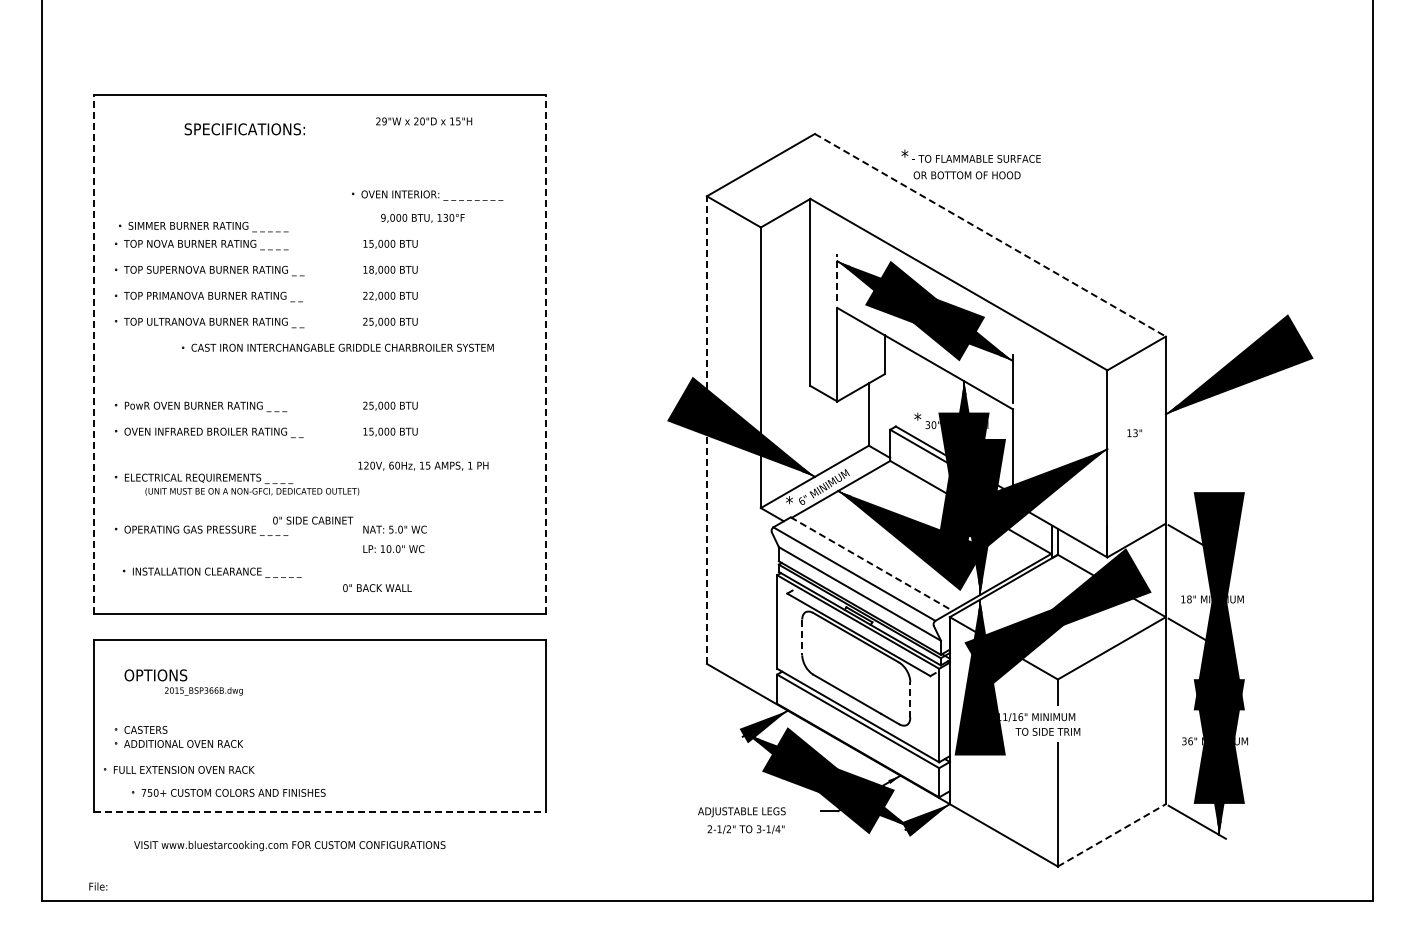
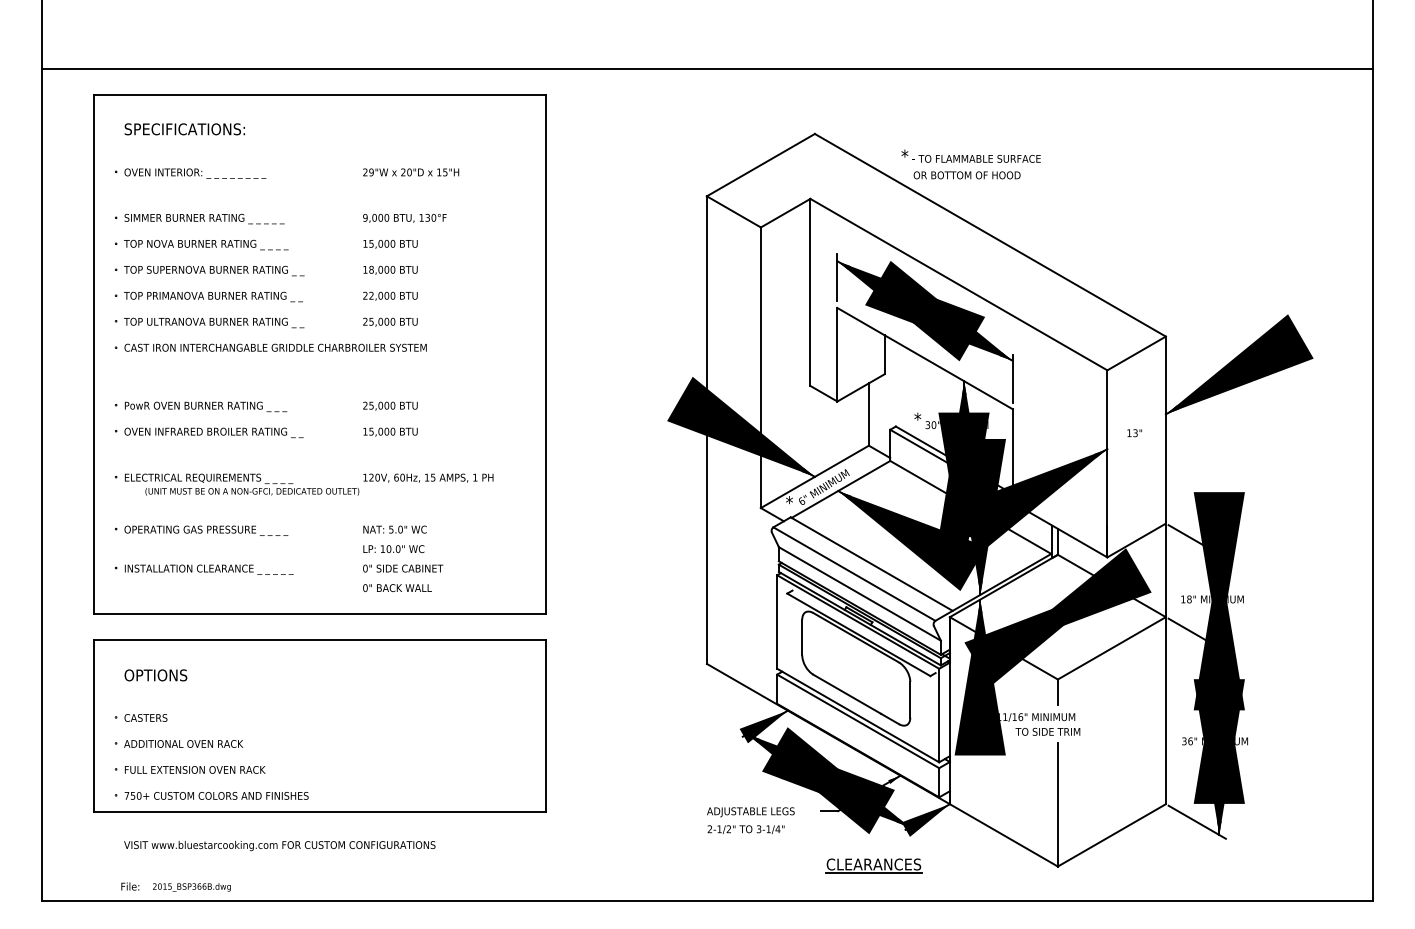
line: none -> present (707, 68)
text position: (424, 121) -> (411, 172) (411, 172)
text position: (244, 129) -> (184, 129) (184, 129)
text position: (427, 195) -> (190, 173) (190, 173)
text position: (422, 218) -> (404, 218) (404, 218)
text position: (203, 227) -> (199, 219) (199, 219)
line: dashed -> solid (990, 235)
line: dashed -> solid (837, 277)
text position: (337, 347) -> (270, 347) (270, 347)
line: dashed -> solid (94, 354)
line: dashed -> solid (546, 354)
line: dashed -> solid (706, 430)
text position: (423, 465) -> (428, 477) (428, 477)
text position: (313, 520) -> (403, 568) (403, 568)
line: dashed -> solid (871, 564)
text position: (212, 572) -> (204, 569) (204, 569)
text position: (377, 587) -> (397, 587) (397, 587)
line: dashed -> solid (802, 637)
text position: (203, 691) -> (191, 887) (191, 887)
line: dashed -> solid (910, 699)
text position: (140, 729) -> (140, 717) (140, 717)
text position: (178, 769) -> (189, 769) (189, 769)
text position: (228, 792) -> (211, 795) (211, 795)
line: dashed -> solid (320, 811)
text position: (741, 812) -> (750, 812) (750, 812)
line: dashed -> solid (1112, 835)
text position: (289, 846) -> (279, 846) (279, 846)
part: none -> present (873, 865)
text position: (98, 886) -> (130, 886) (130, 886)
